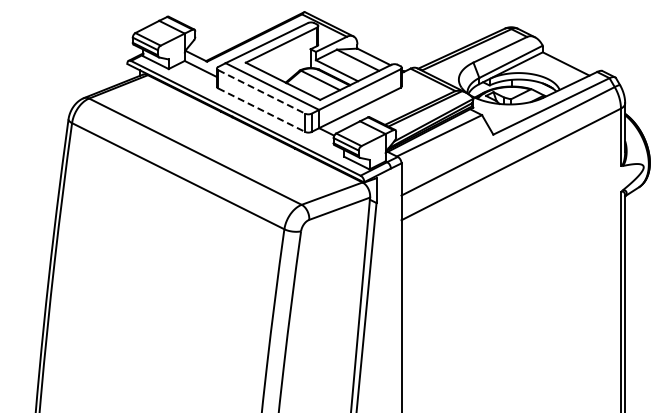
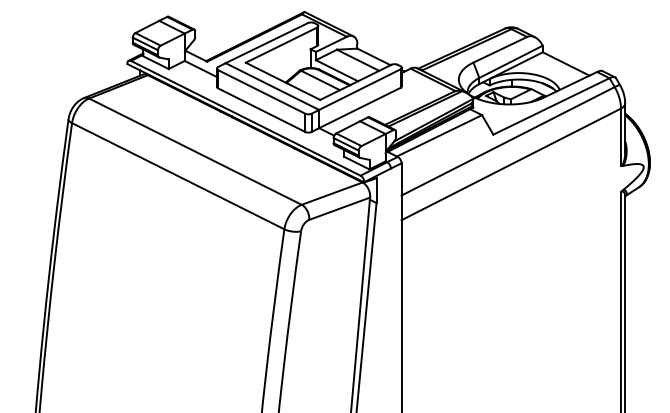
line: dashed -> solid (261, 91)
line: dashed -> solid (261, 110)
